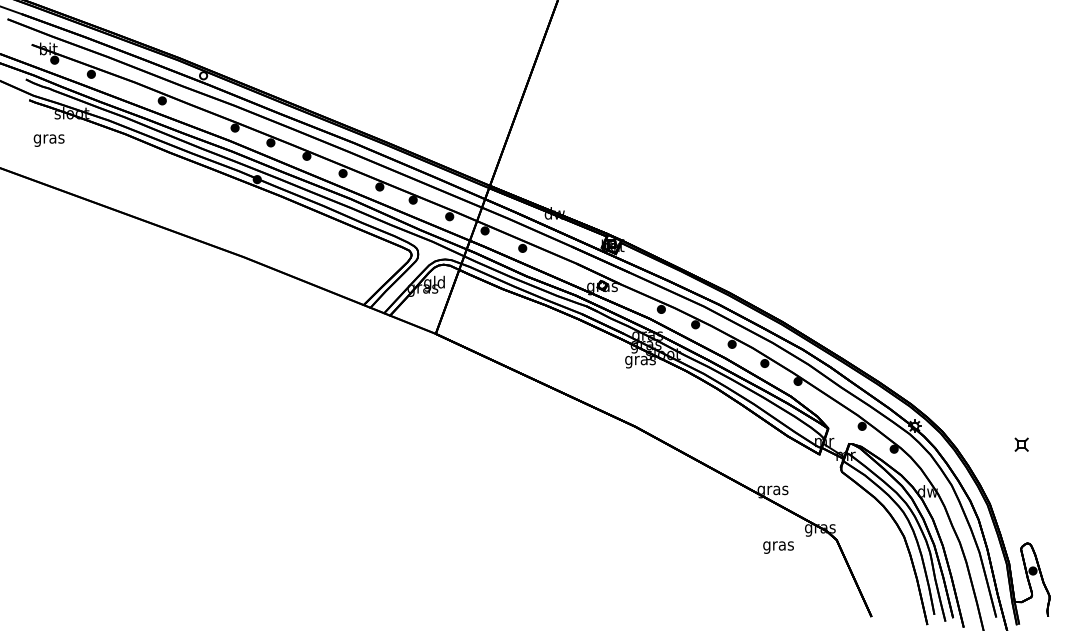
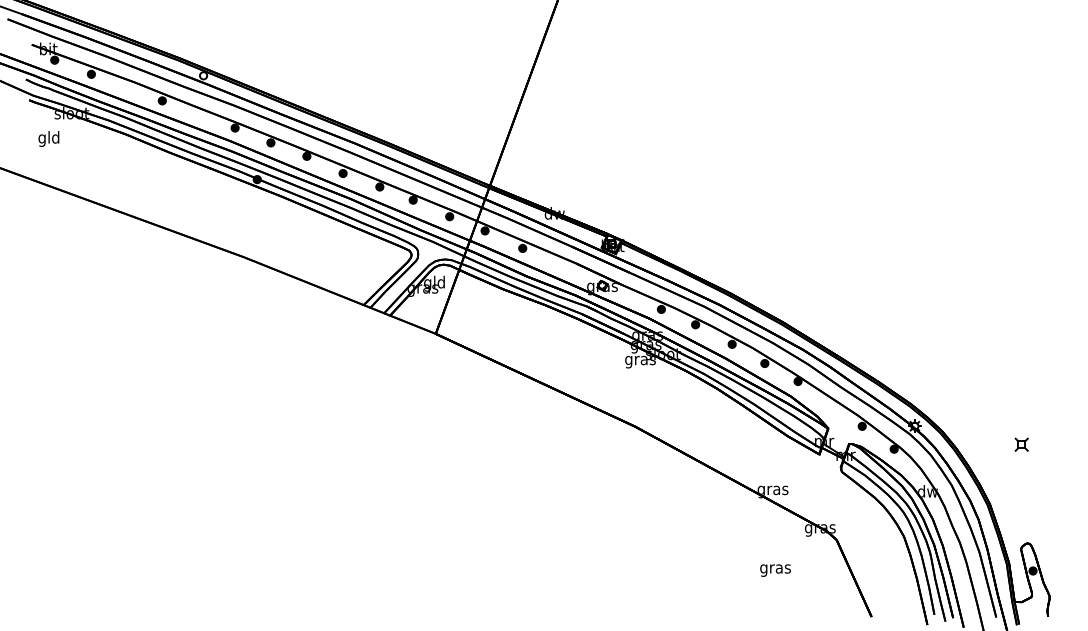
text: gras -> gld (48, 138)
text position: (778, 547) -> (775, 570) (775, 570)
